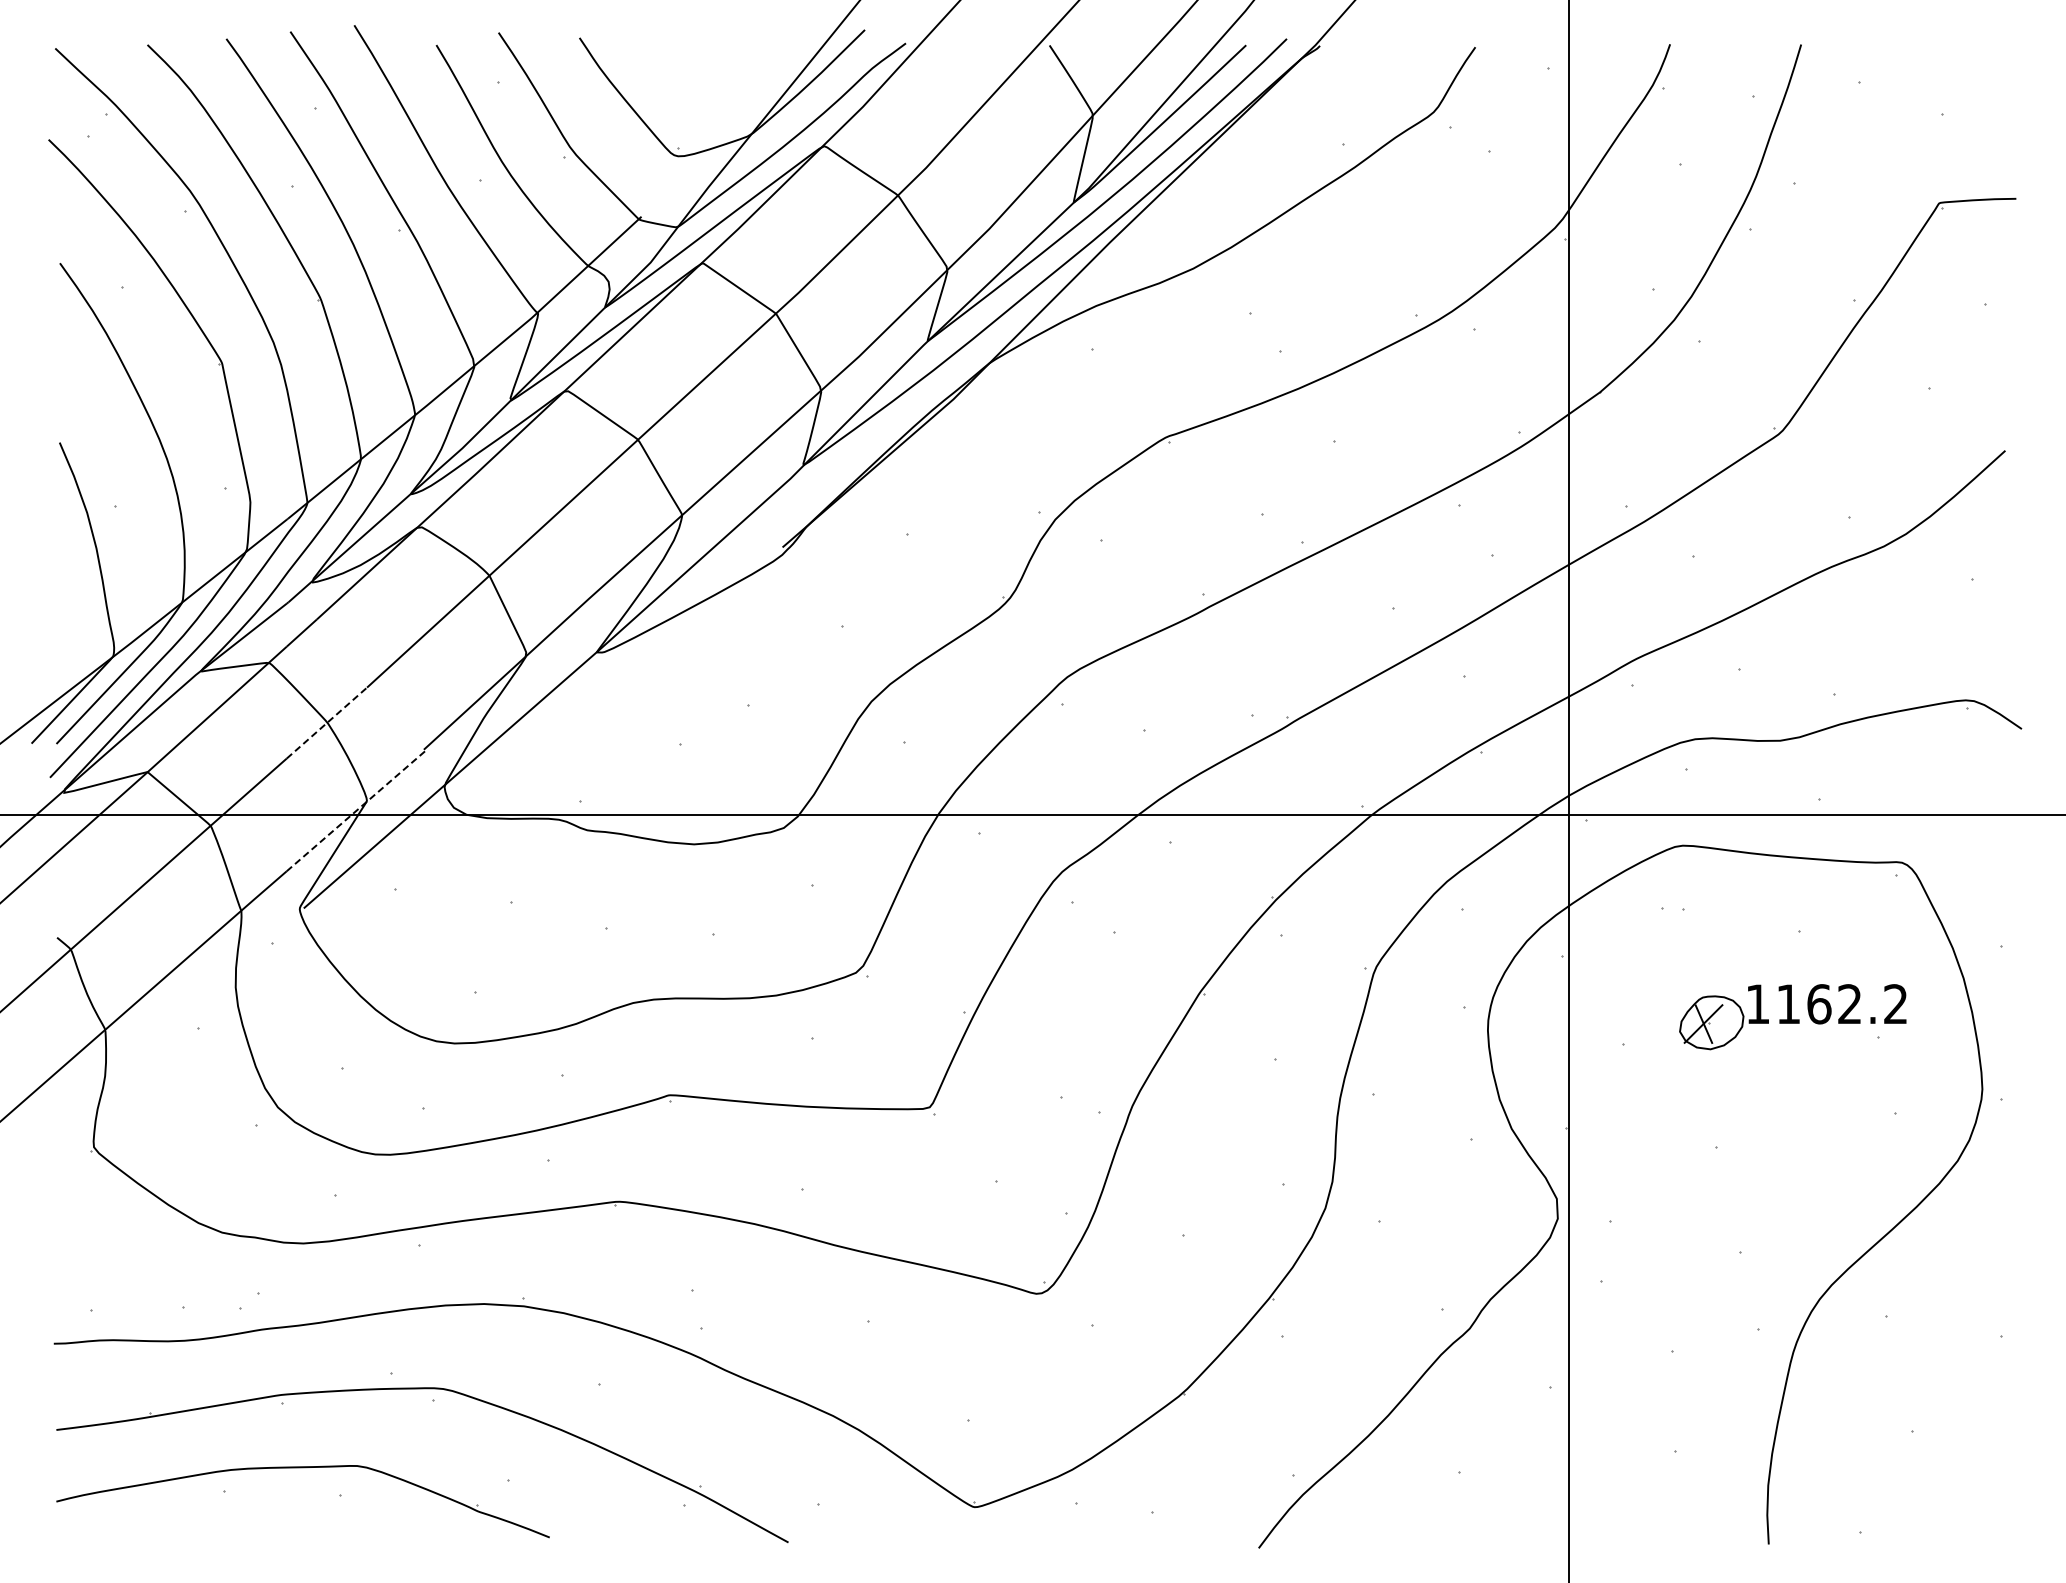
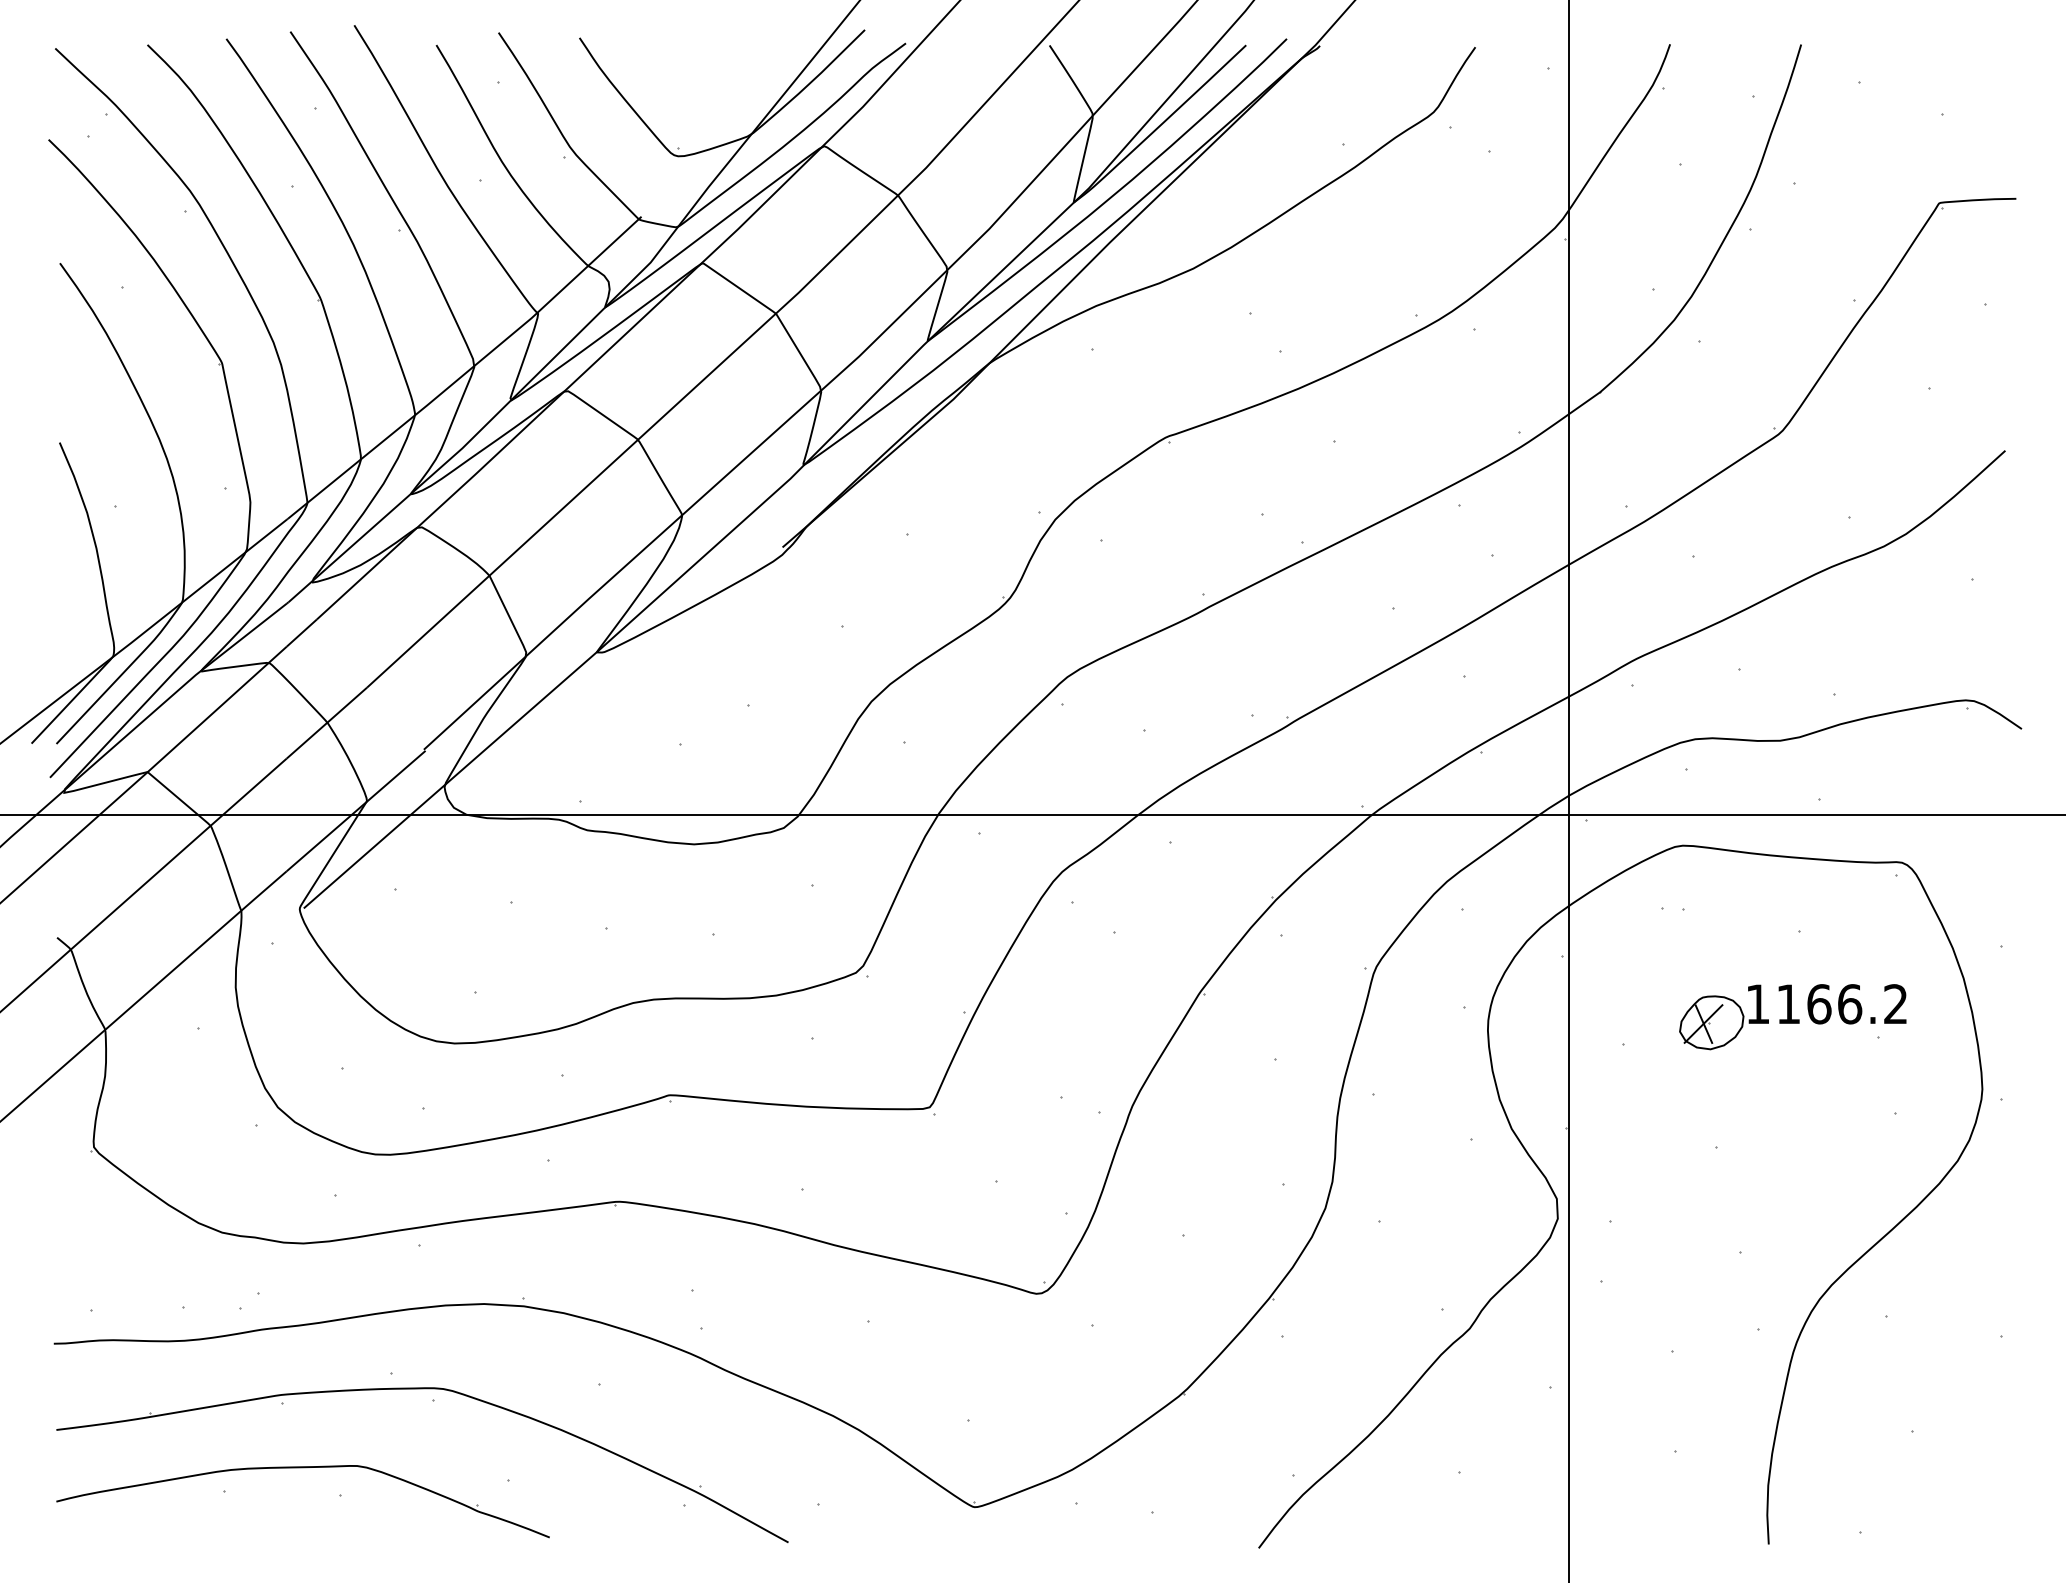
line: dashed -> solid (326, 723)
line: dashed -> solid (356, 811)
text: 1162.2 -> 1166.2 (1850, 1004)
